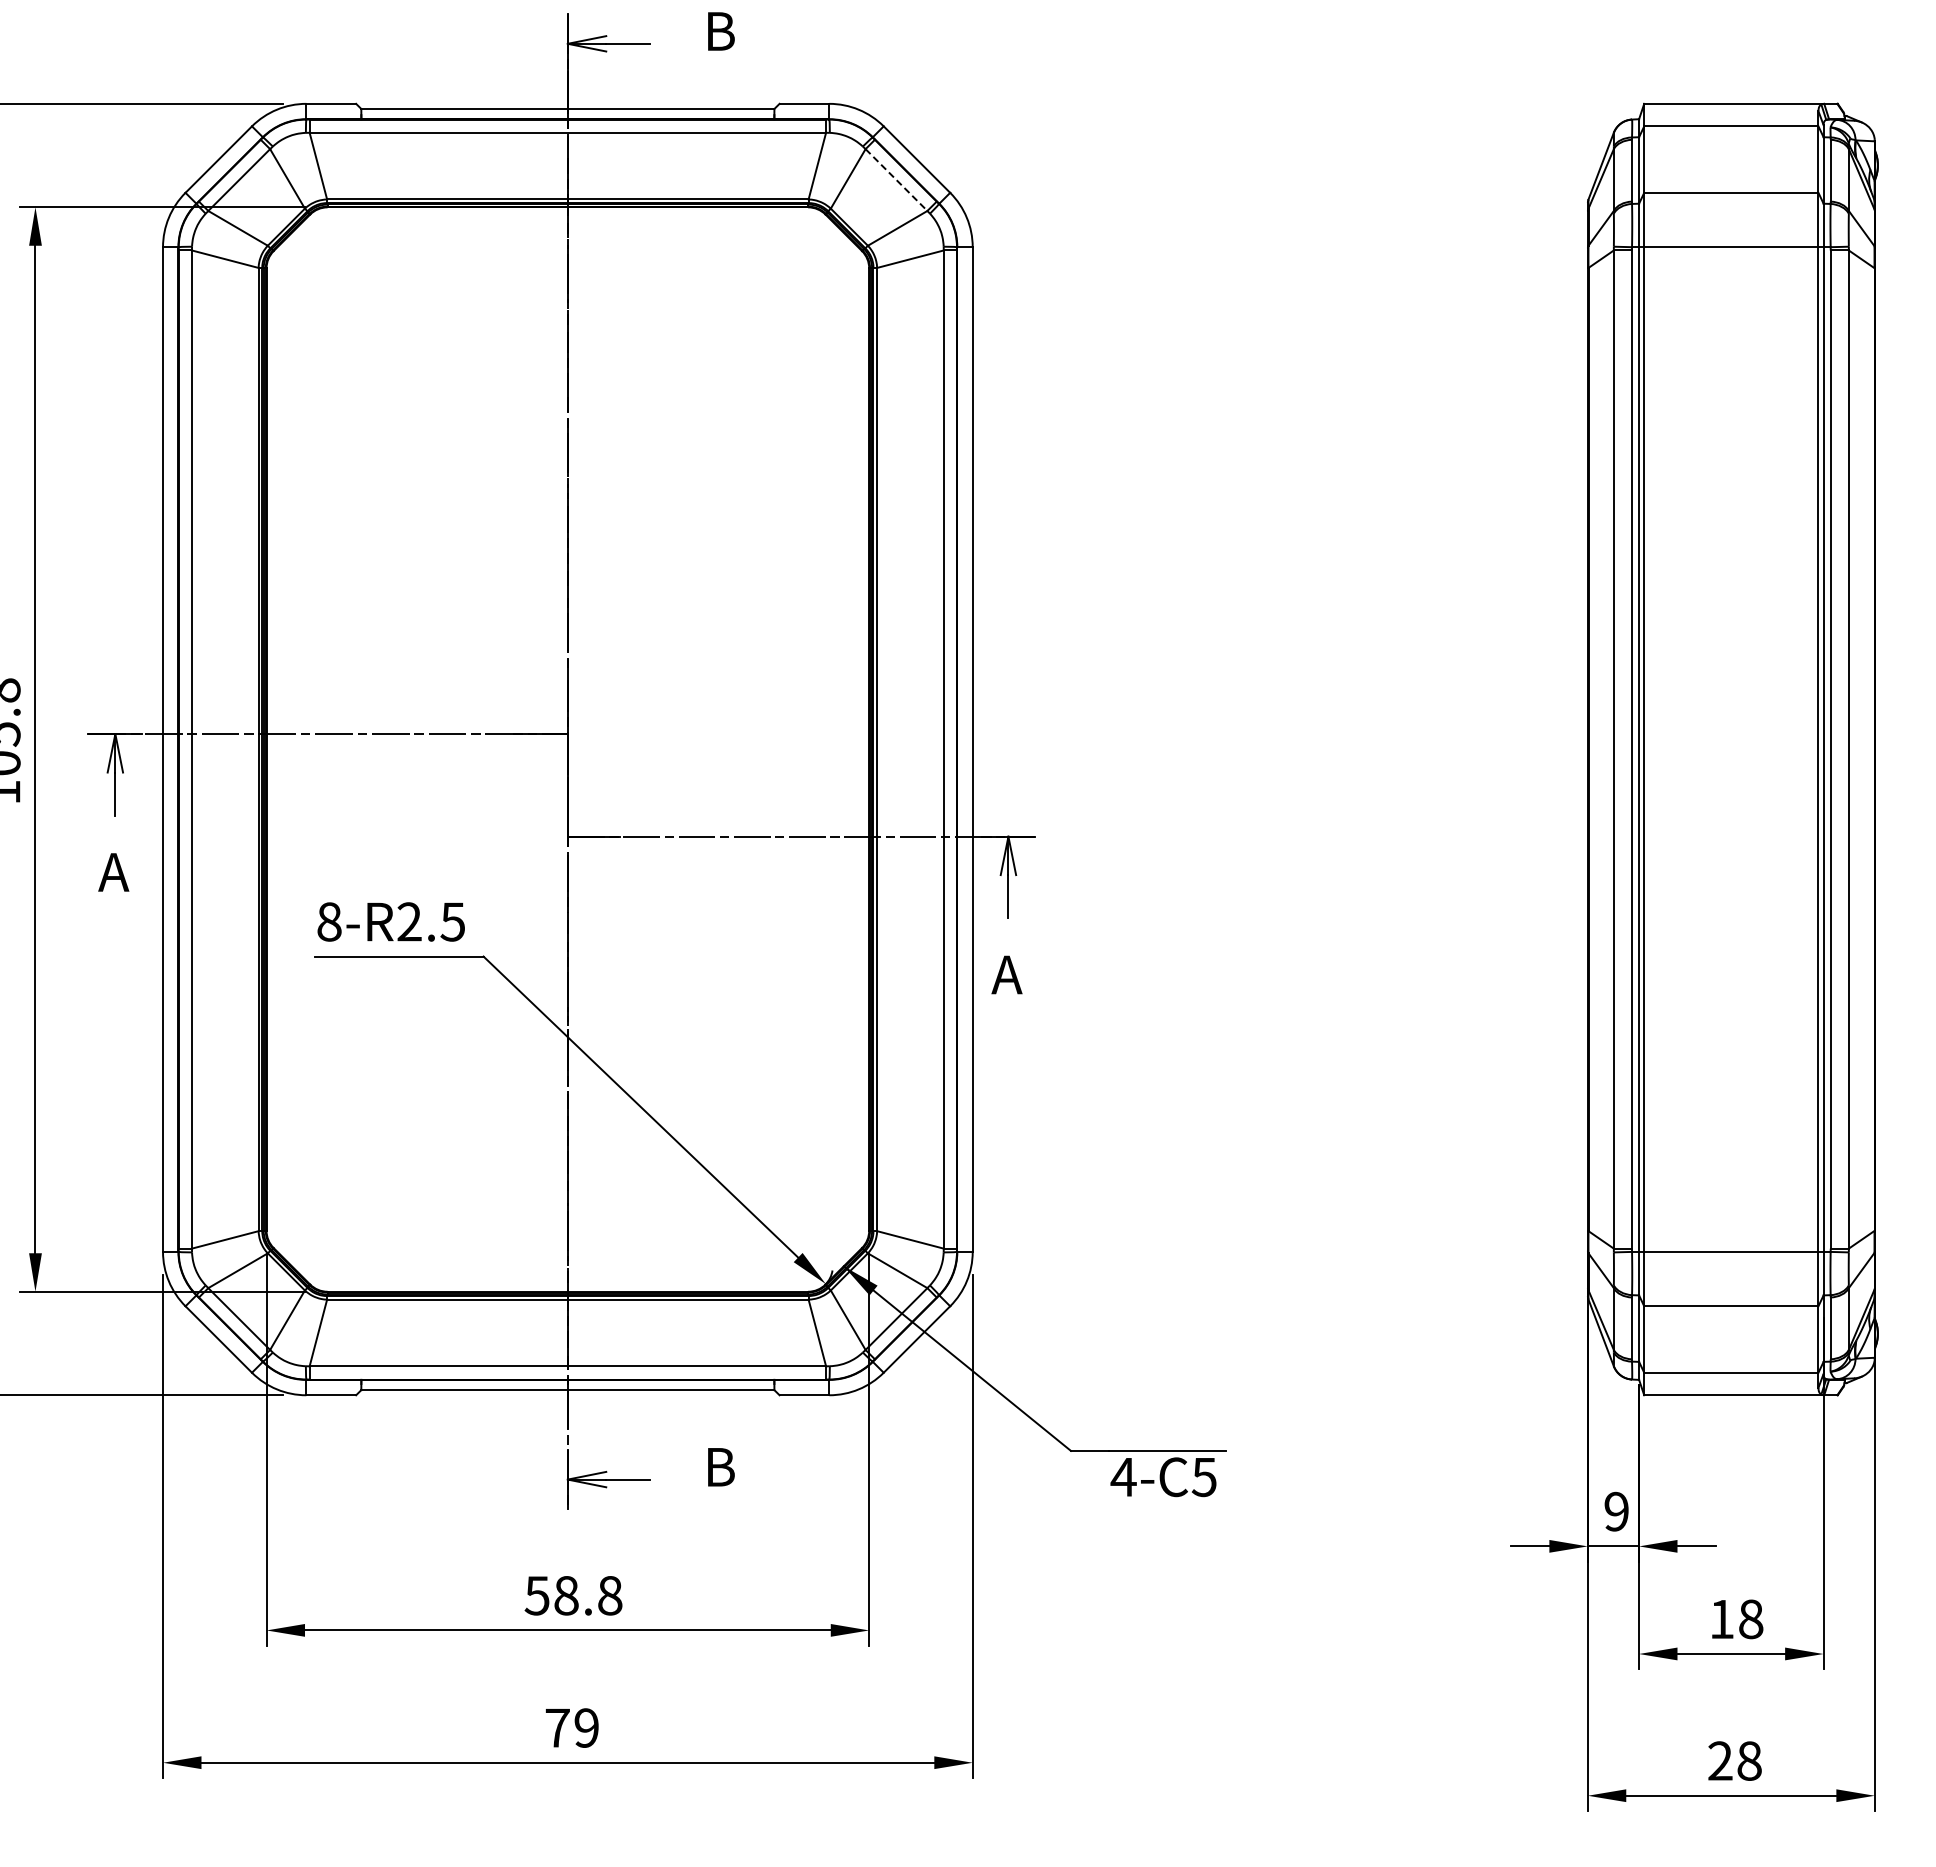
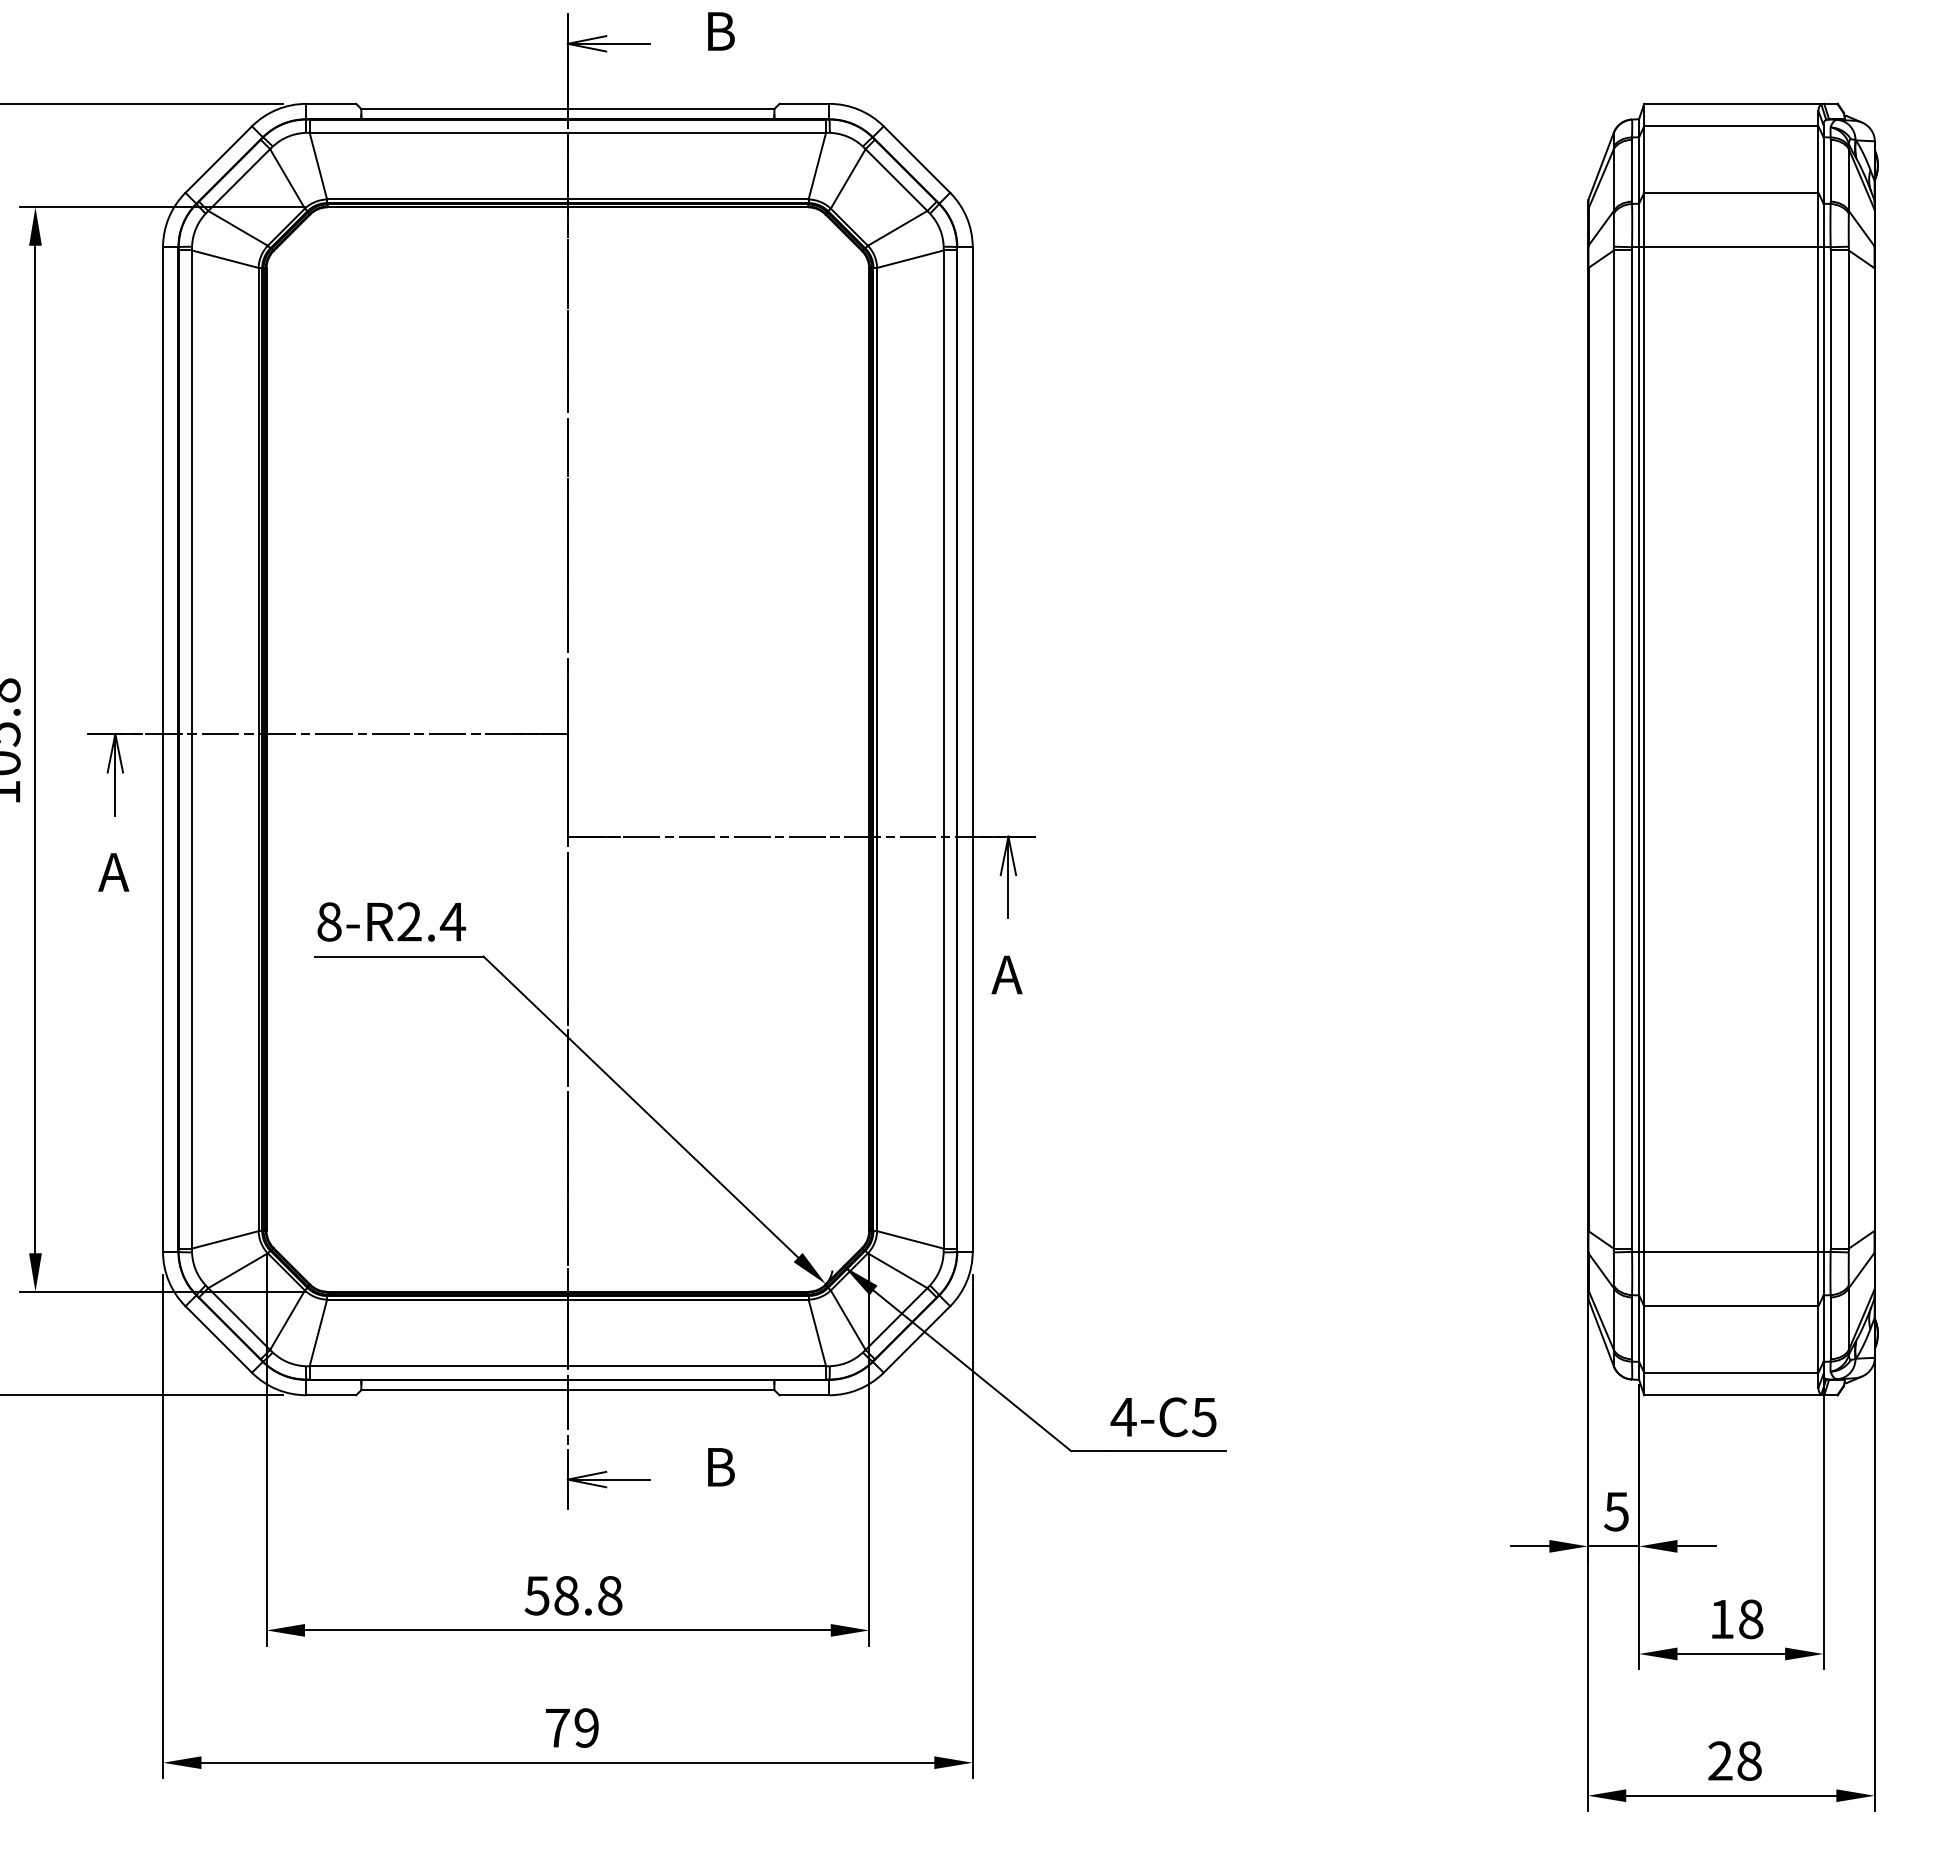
line: dashed -> solid (896, 180)
text: 8-R2.5 -> 8-R2.4 (452, 921)
text position: (1163, 1477) -> (1163, 1417) (1163, 1417)
text: 9 -> 5 (1616, 1511)
